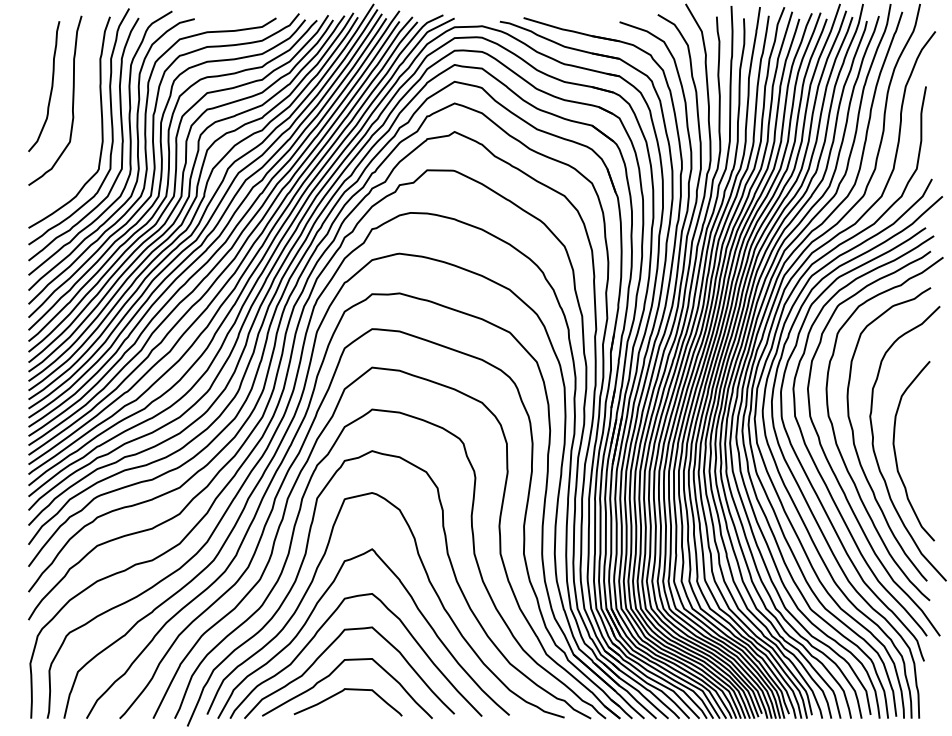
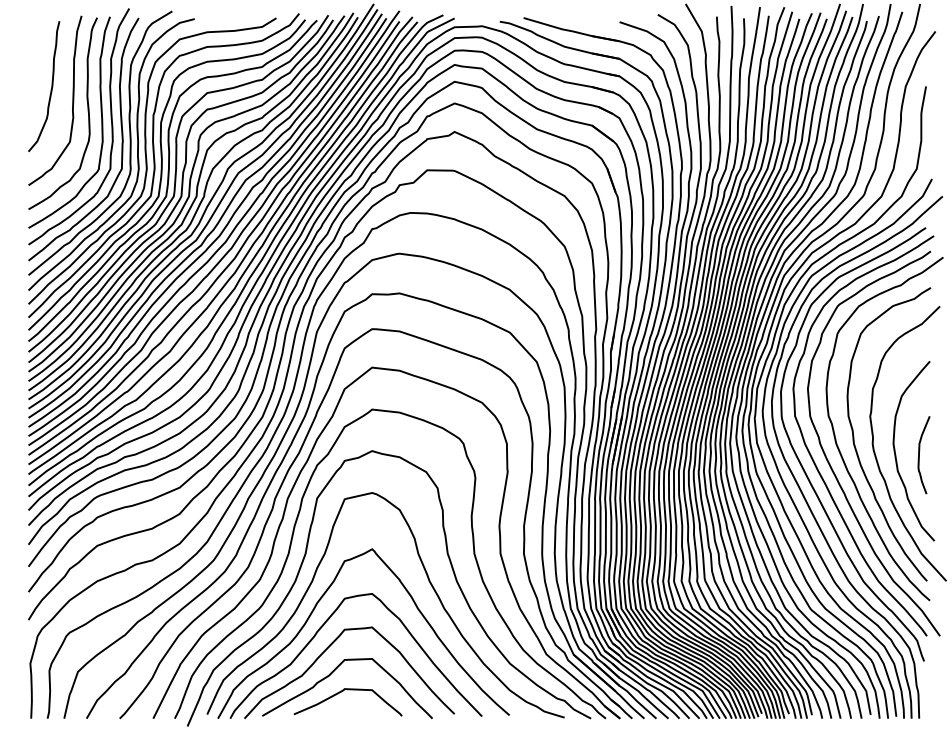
curve: none -> present (87, 111)
curve: none -> present (919, 455)
